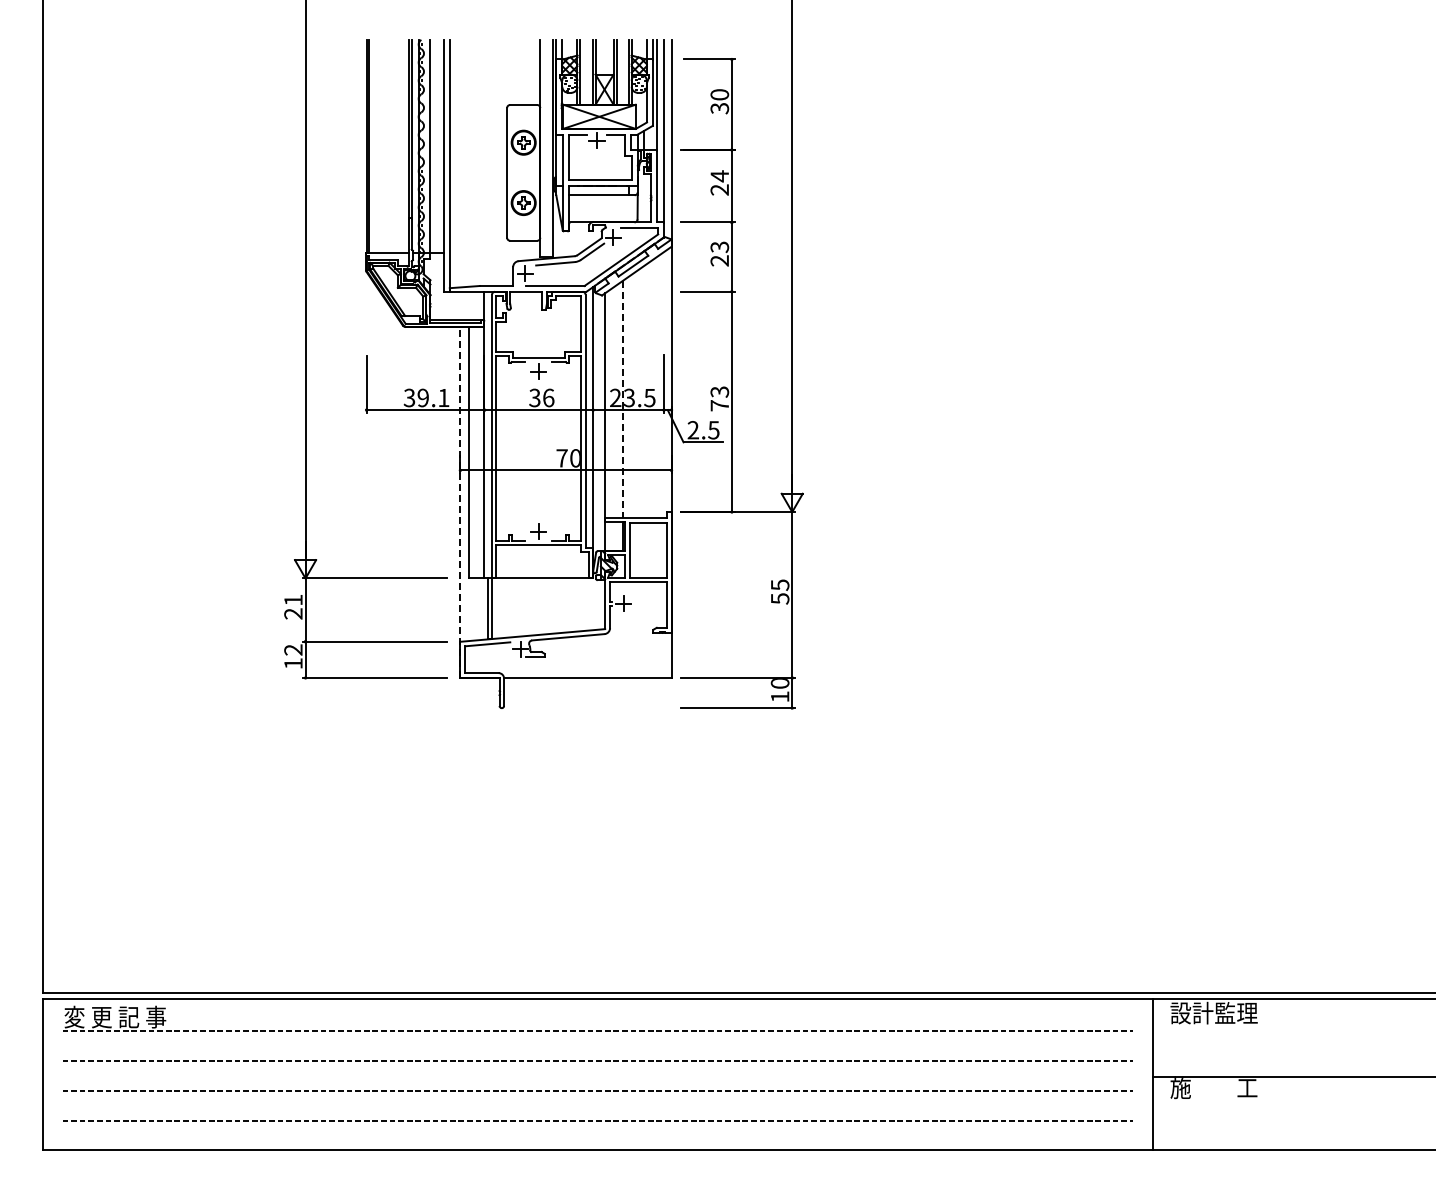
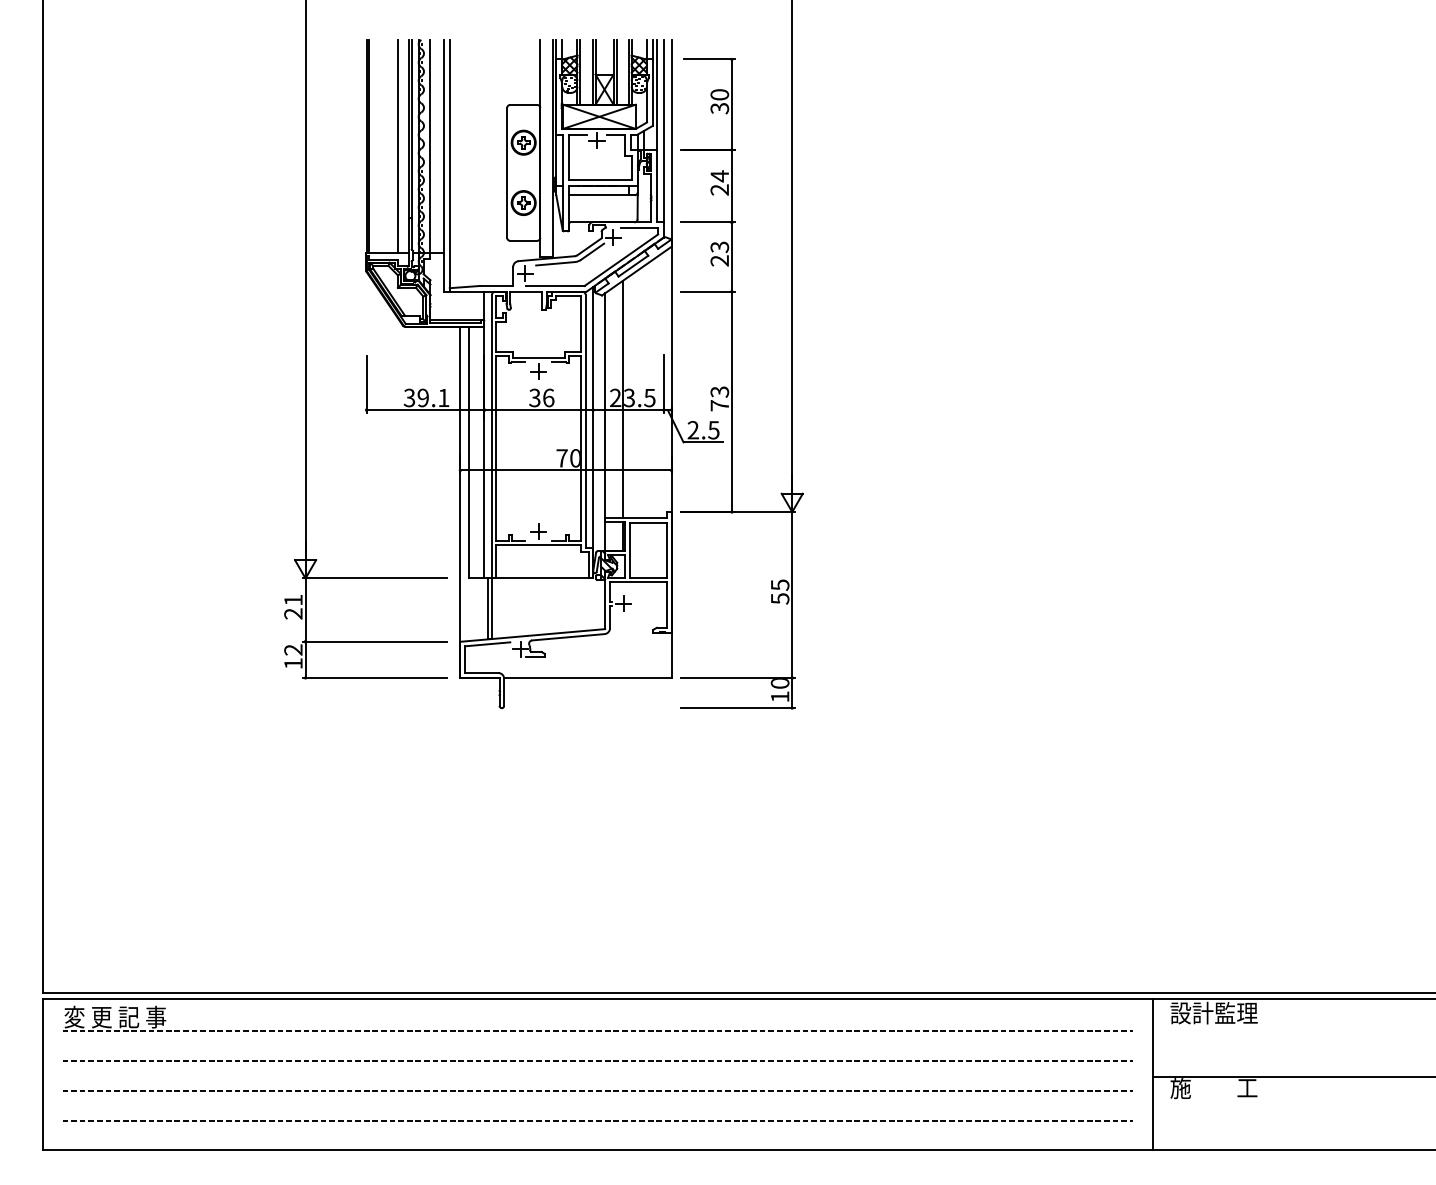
line: none -> present (397, 145)
line: dashed -> solid (623, 399)
line: dashed -> solid (460, 502)
